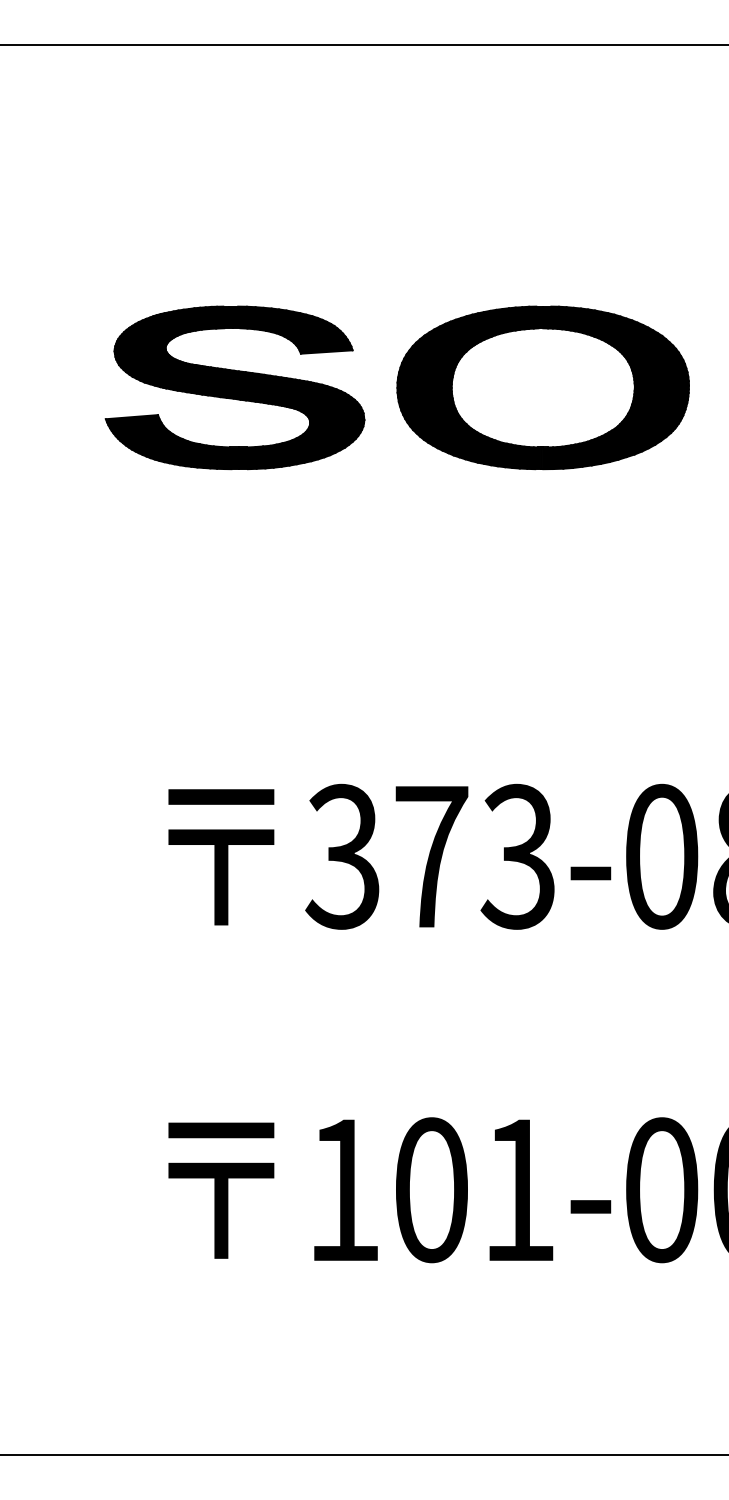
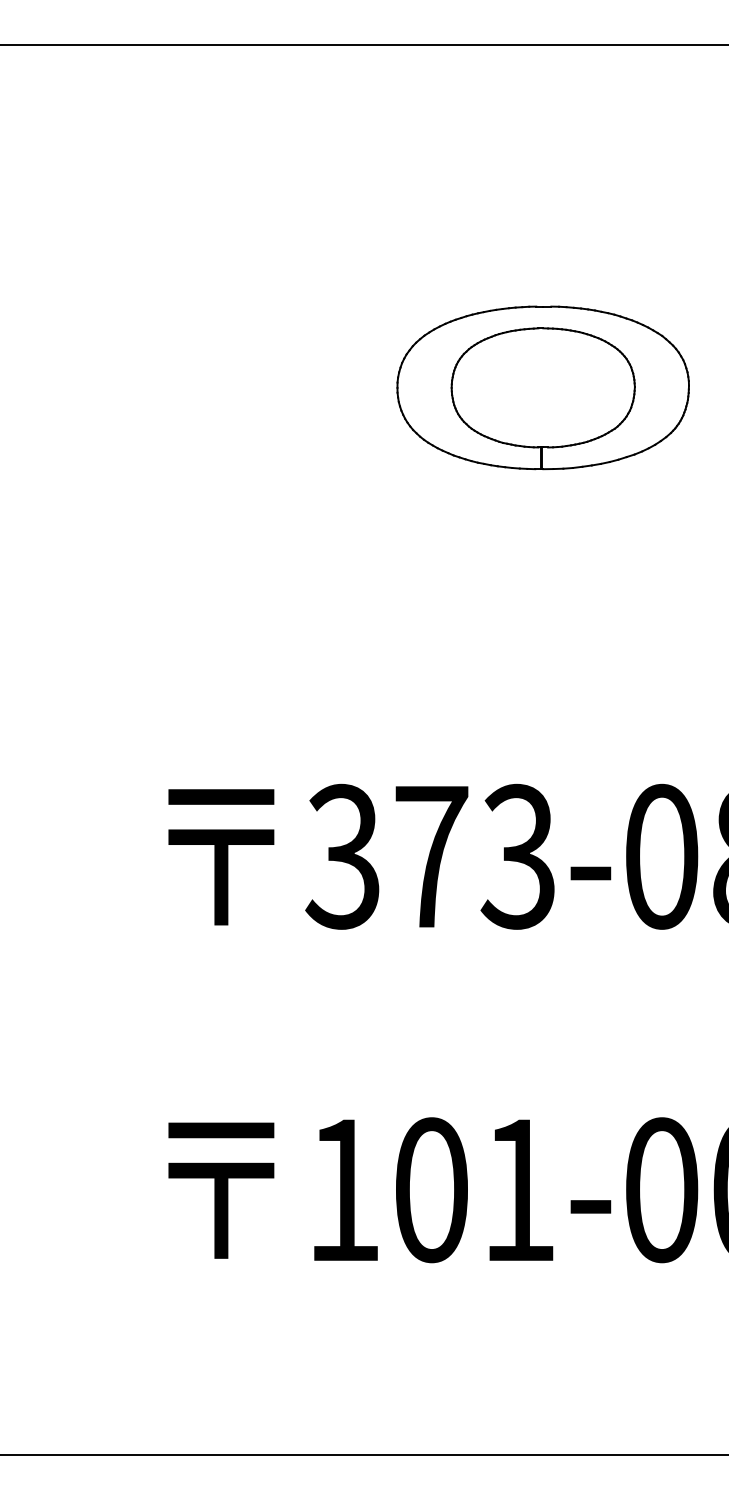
part: present -> none (234, 387)
fill: present -> none (543, 387)
